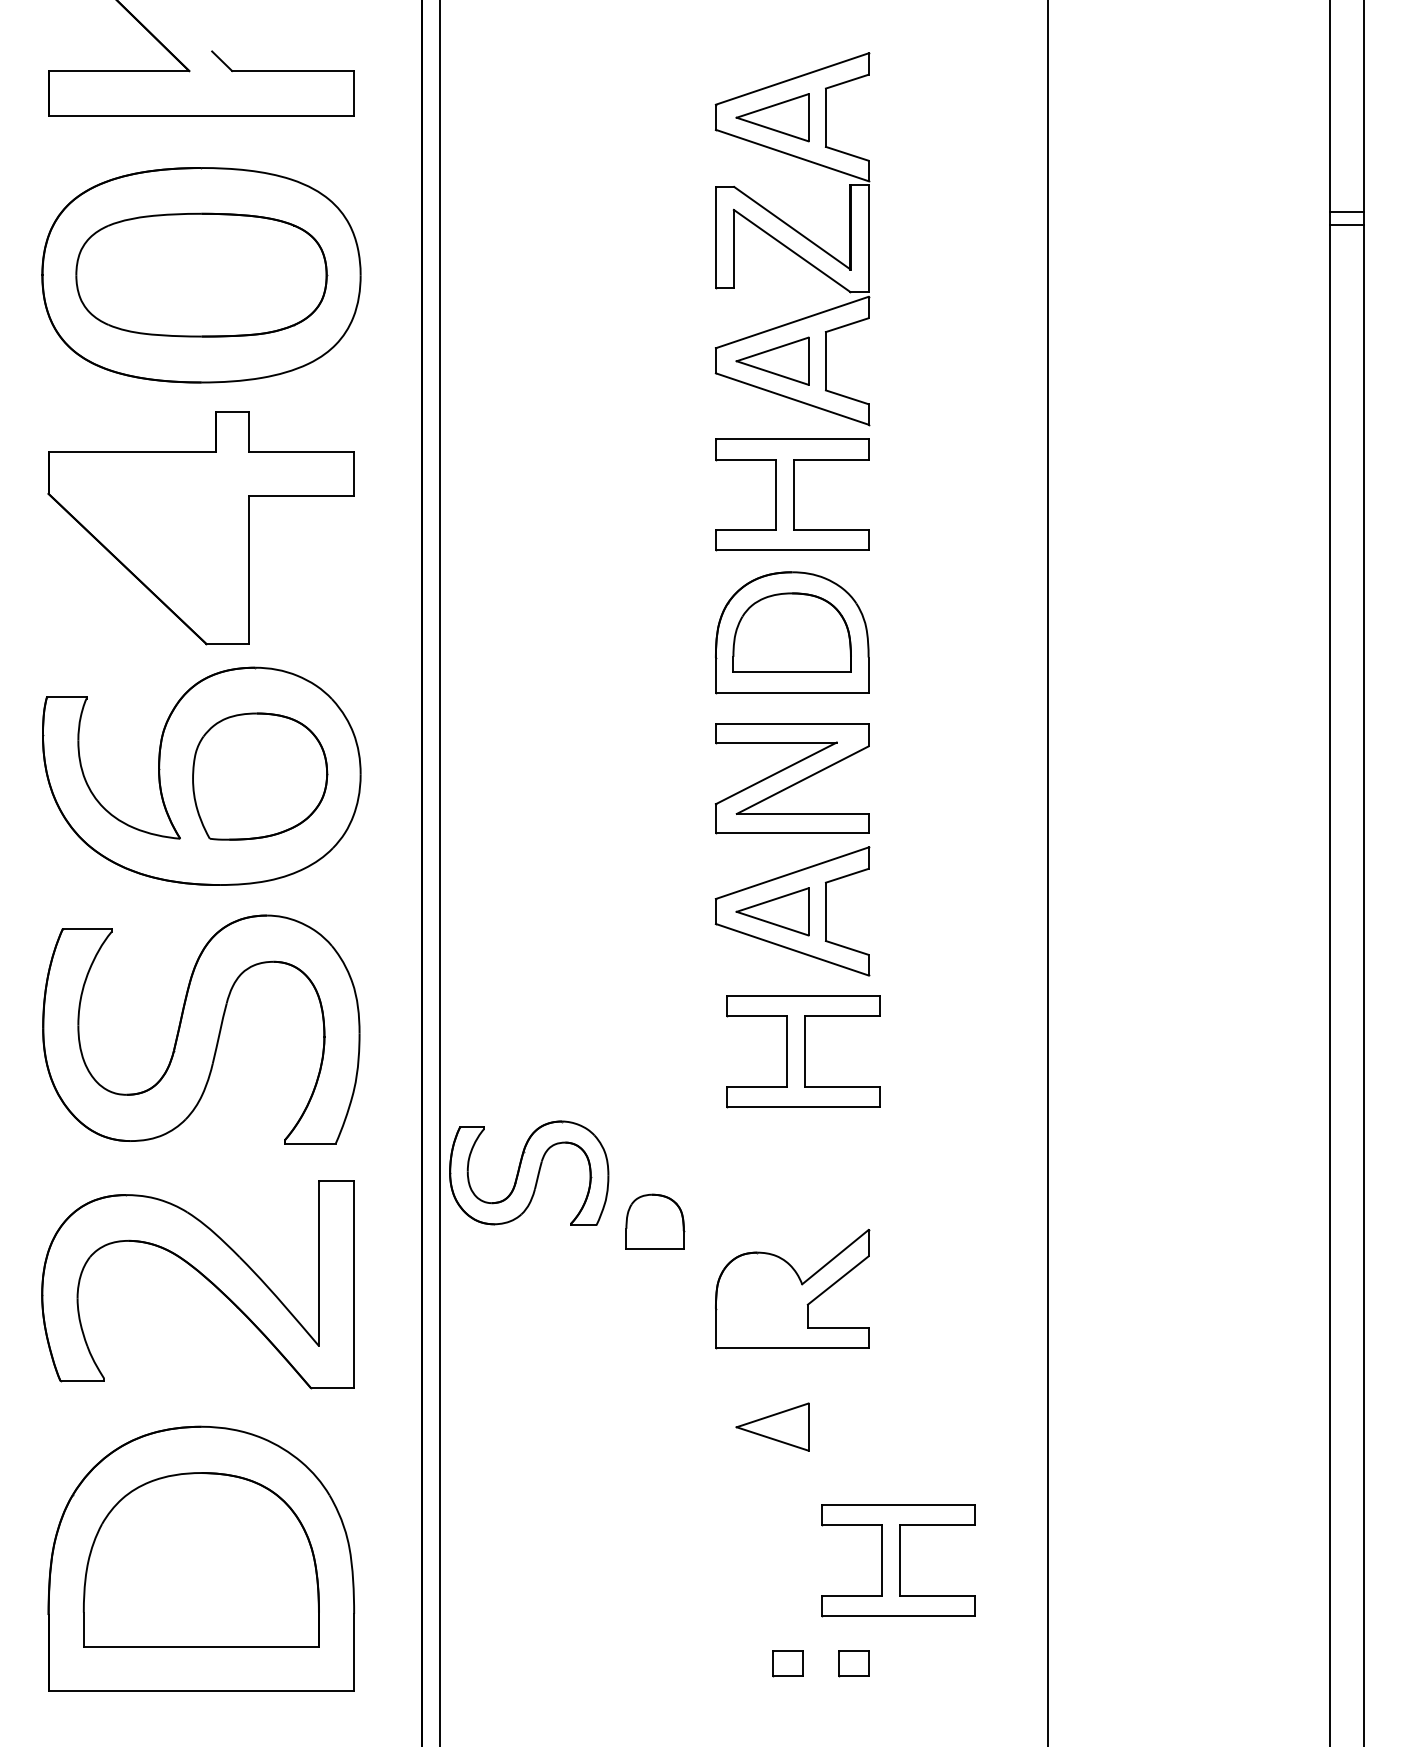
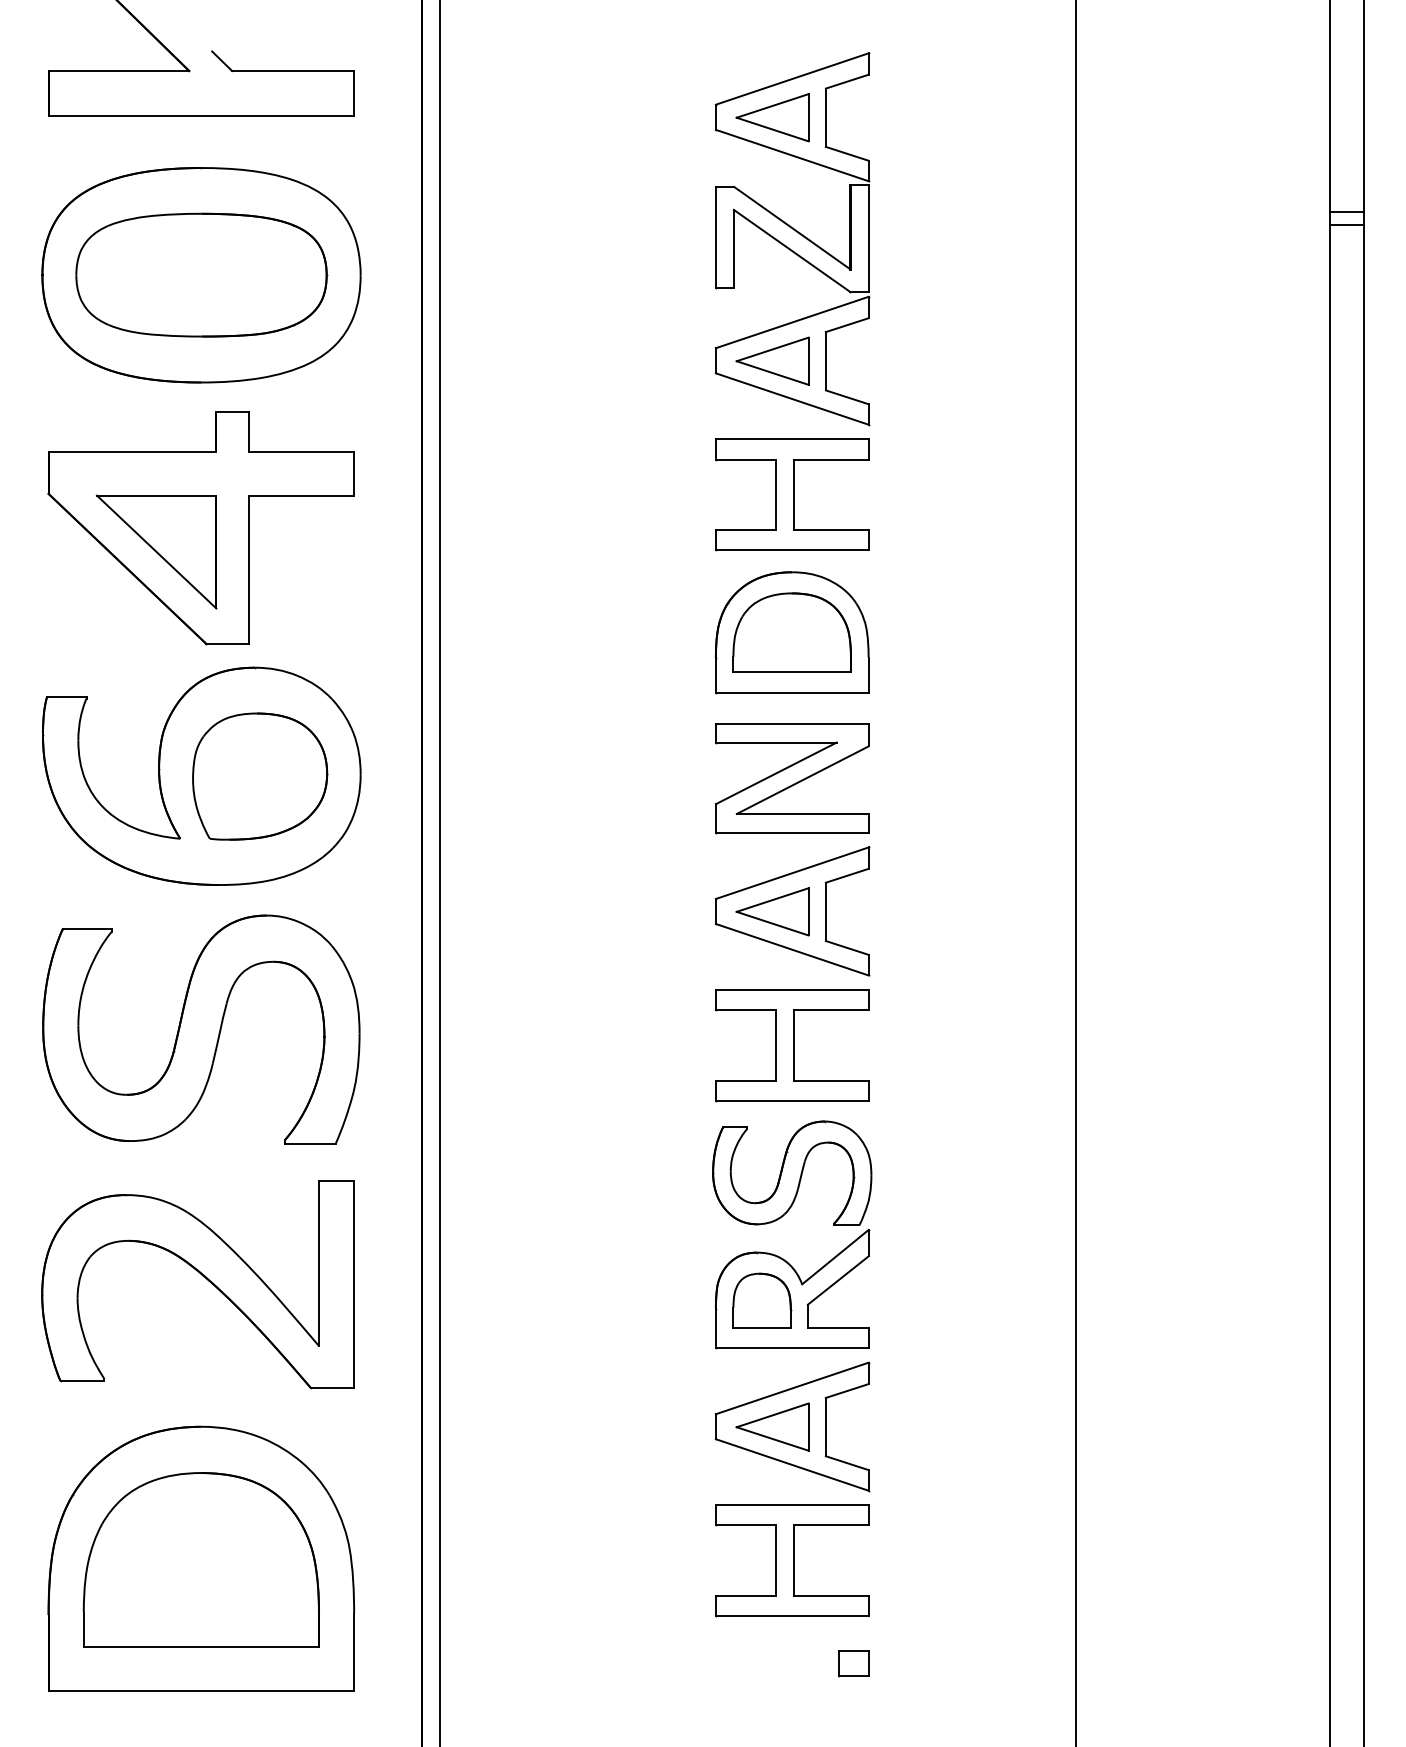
part: none -> present (156, 551)
line position: (1048, 872) -> (1076, 872) (1076, 872)
part position: (803, 1051) -> (792, 1045) (792, 1045)
part position: (529, 1172) -> (792, 1172) (792, 1172)
part position: (655, 1221) -> (762, 1300) (762, 1300)
part: none -> present (792, 1426)
part position: (898, 1560) -> (792, 1560) (792, 1560)
part: present -> none (787, 1663)
